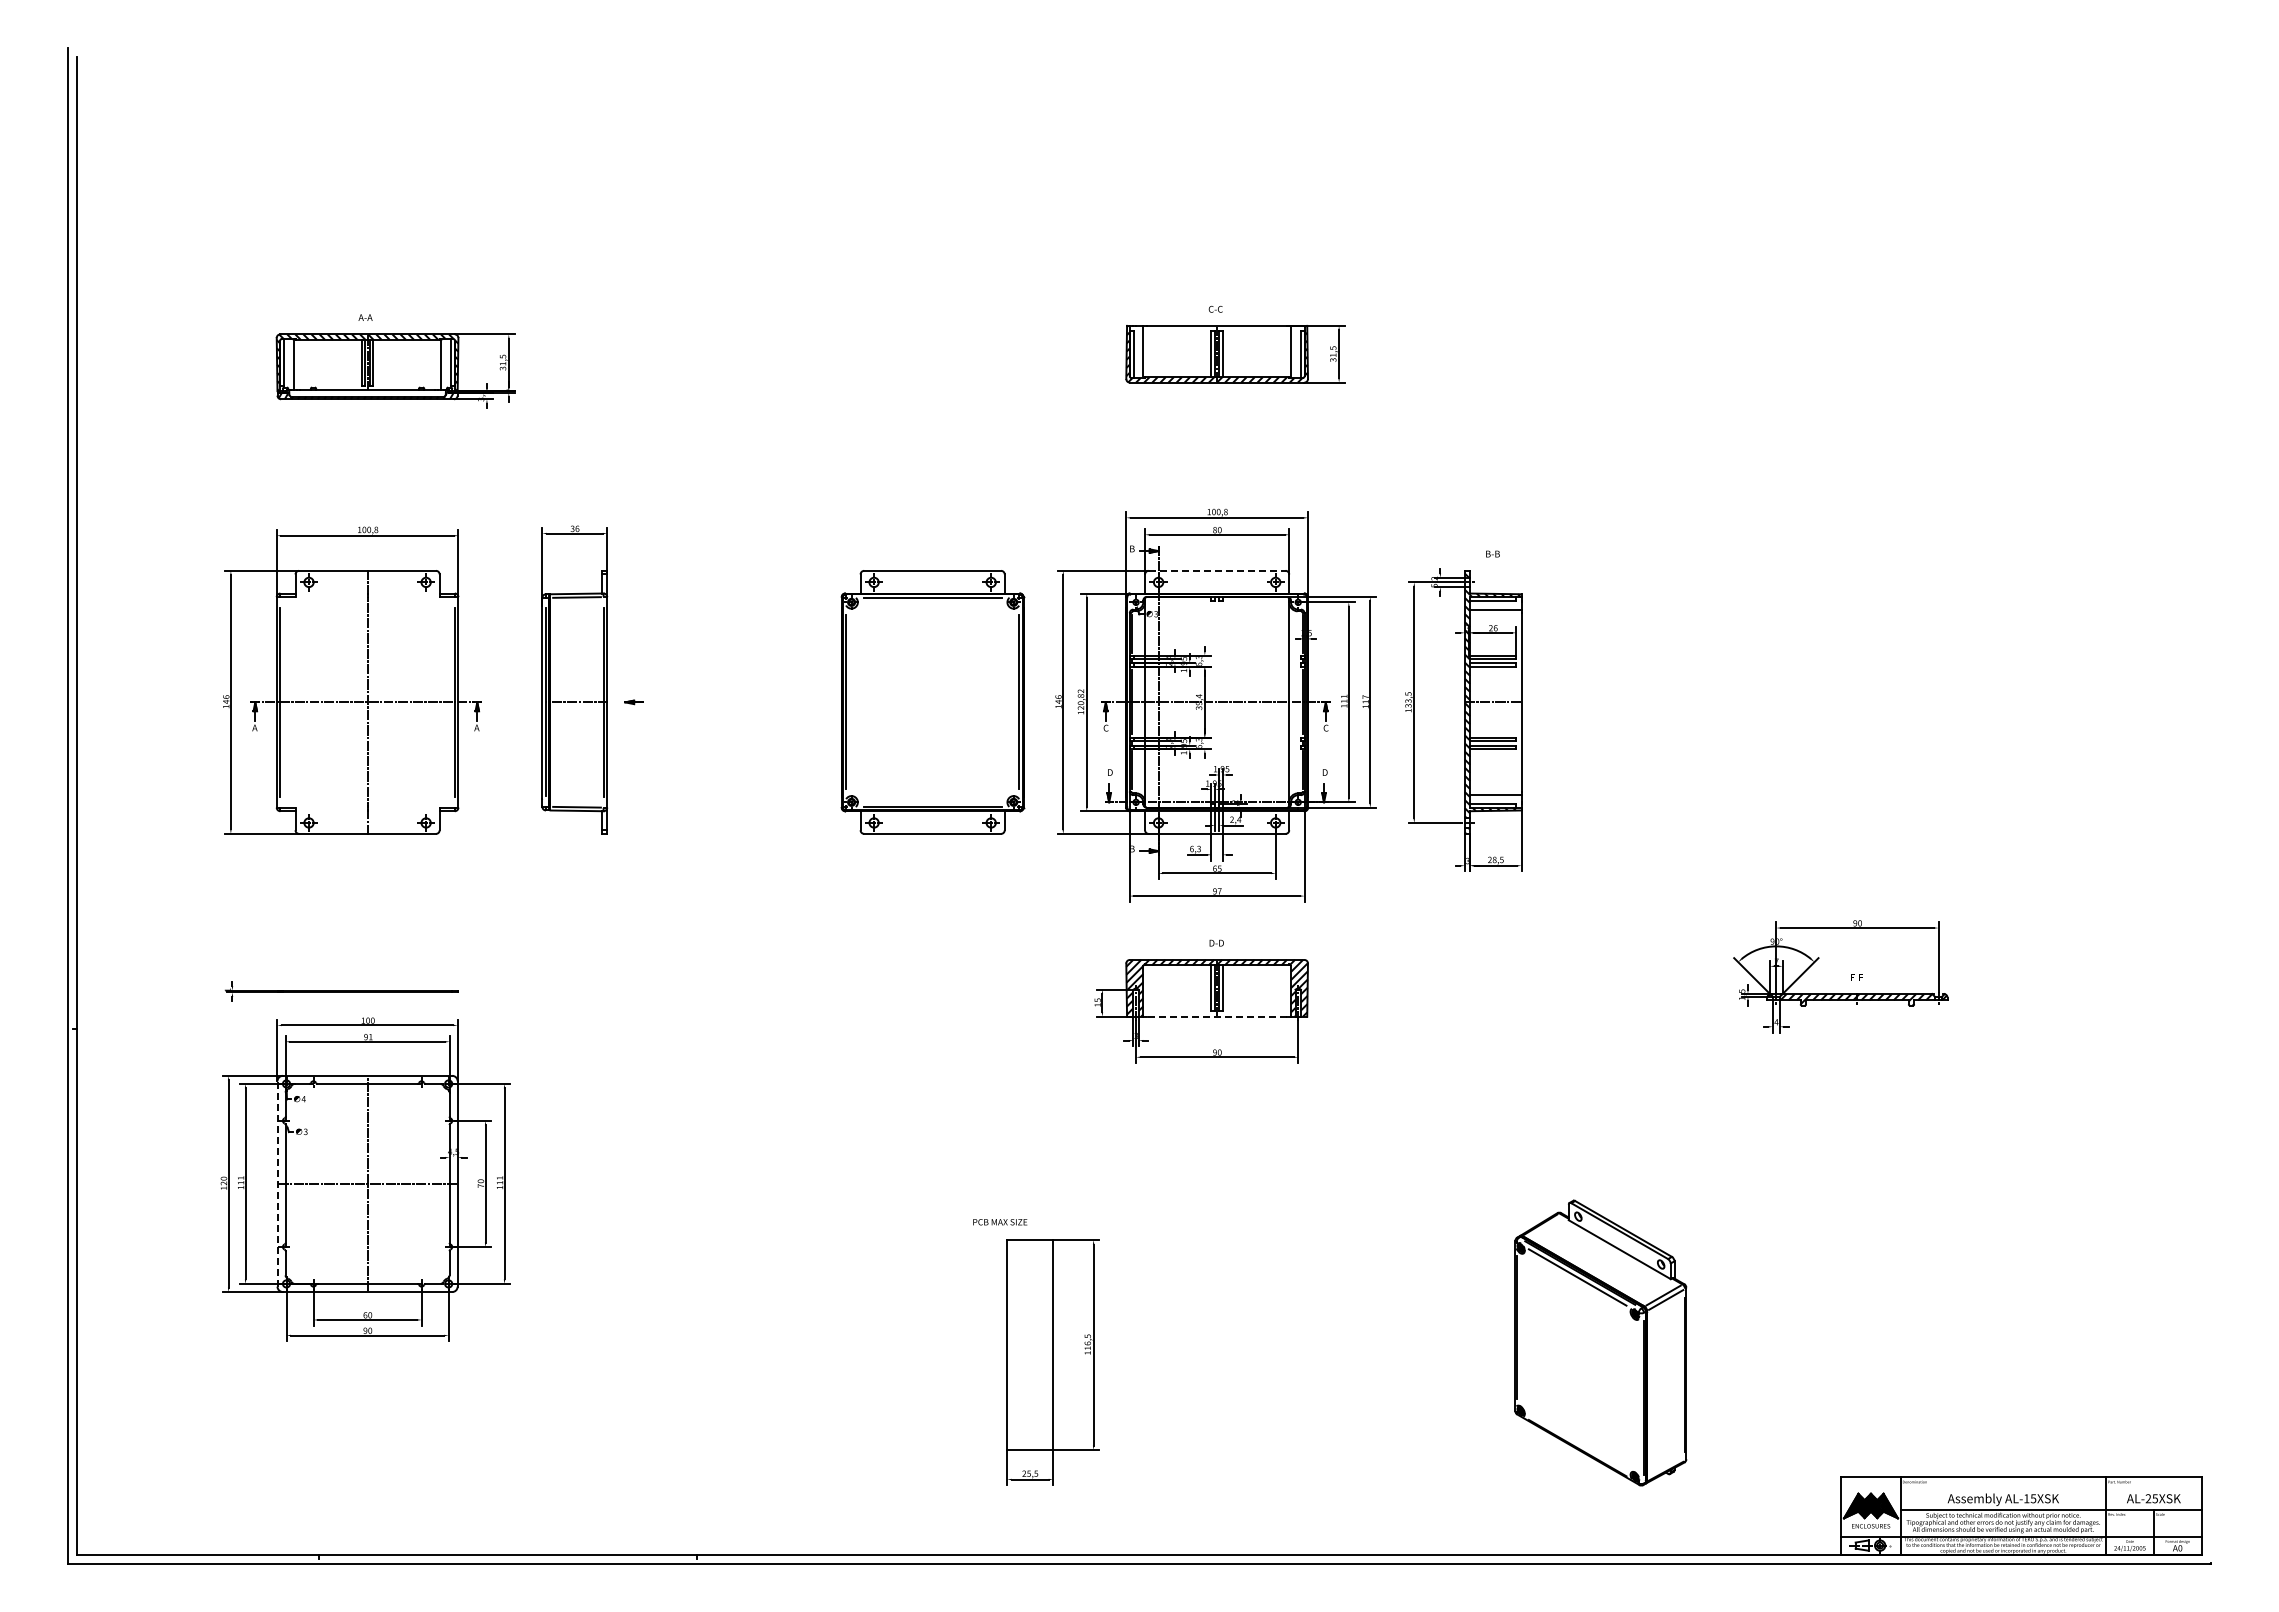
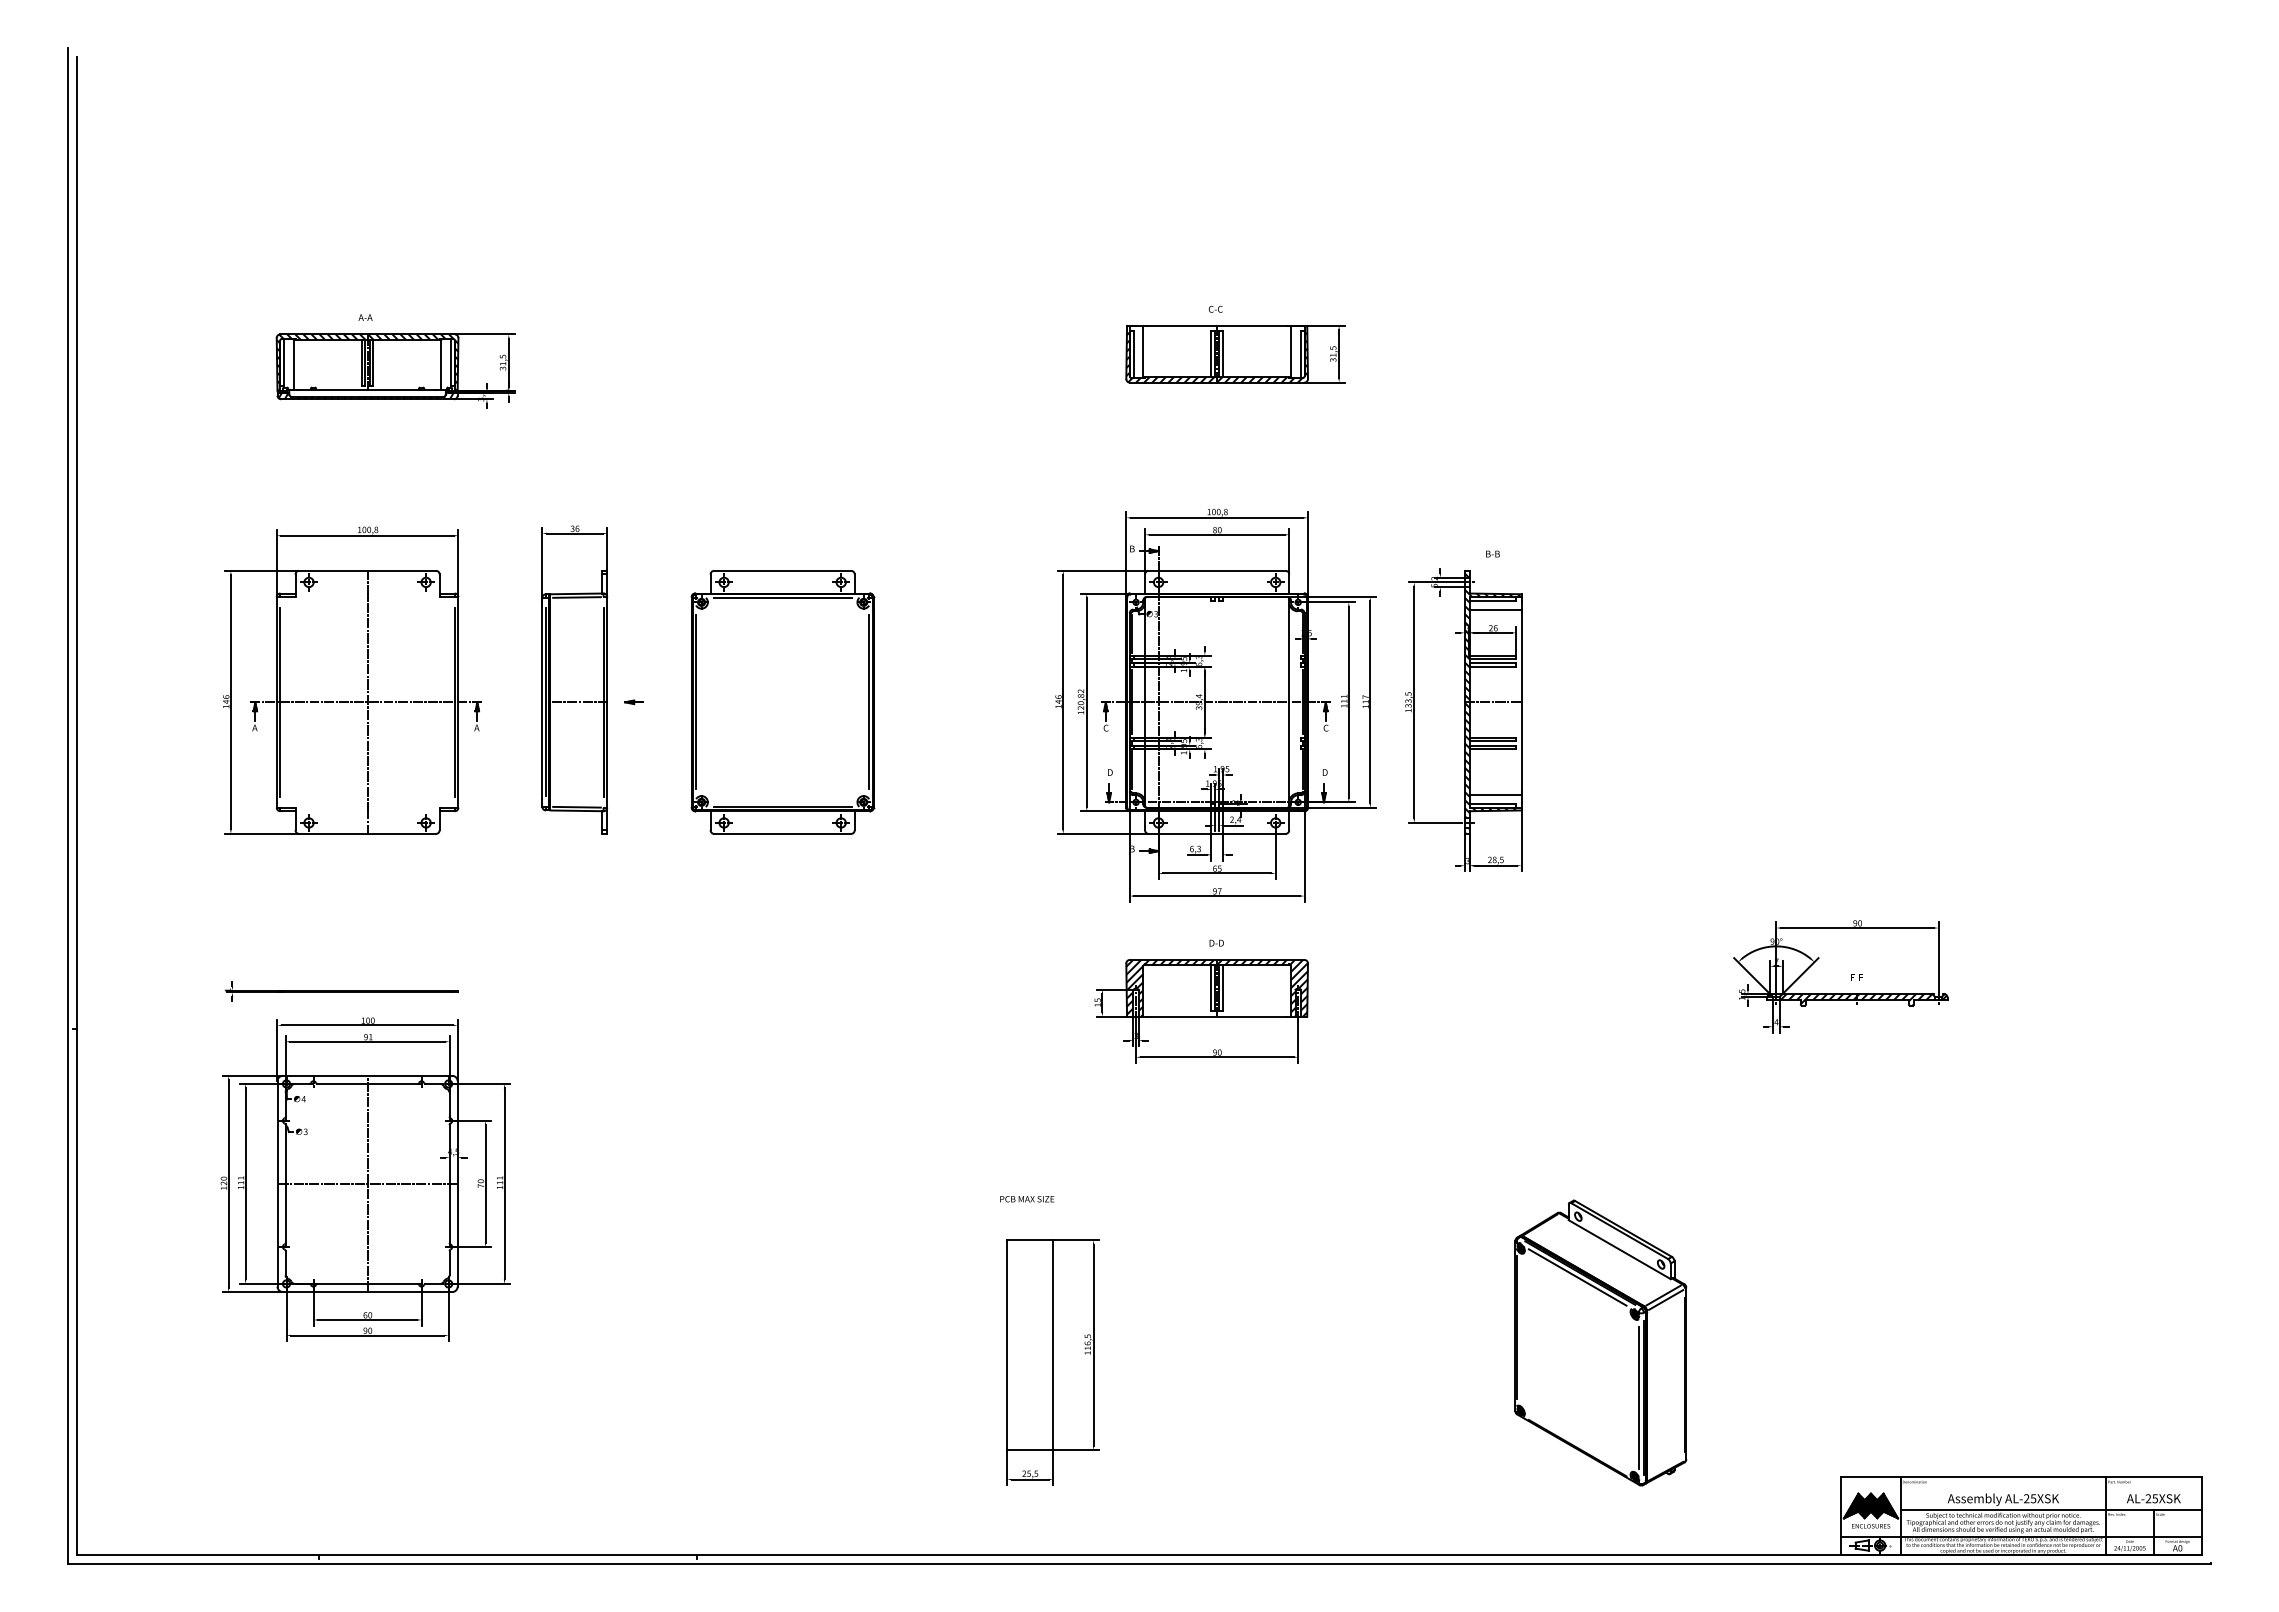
line: dashed -> solid (1217, 570)
part position: (932, 702) -> (782, 702) (782, 702)
line: dashed -> solid (1216, 1016)
line: dashed -> solid (277, 1183)
text position: (1000, 1222) -> (1027, 1199) (1027, 1199)
line: none -> present (1638, 1398)
text: AL-15XSK -> AL-25XSK (2026, 1498)
